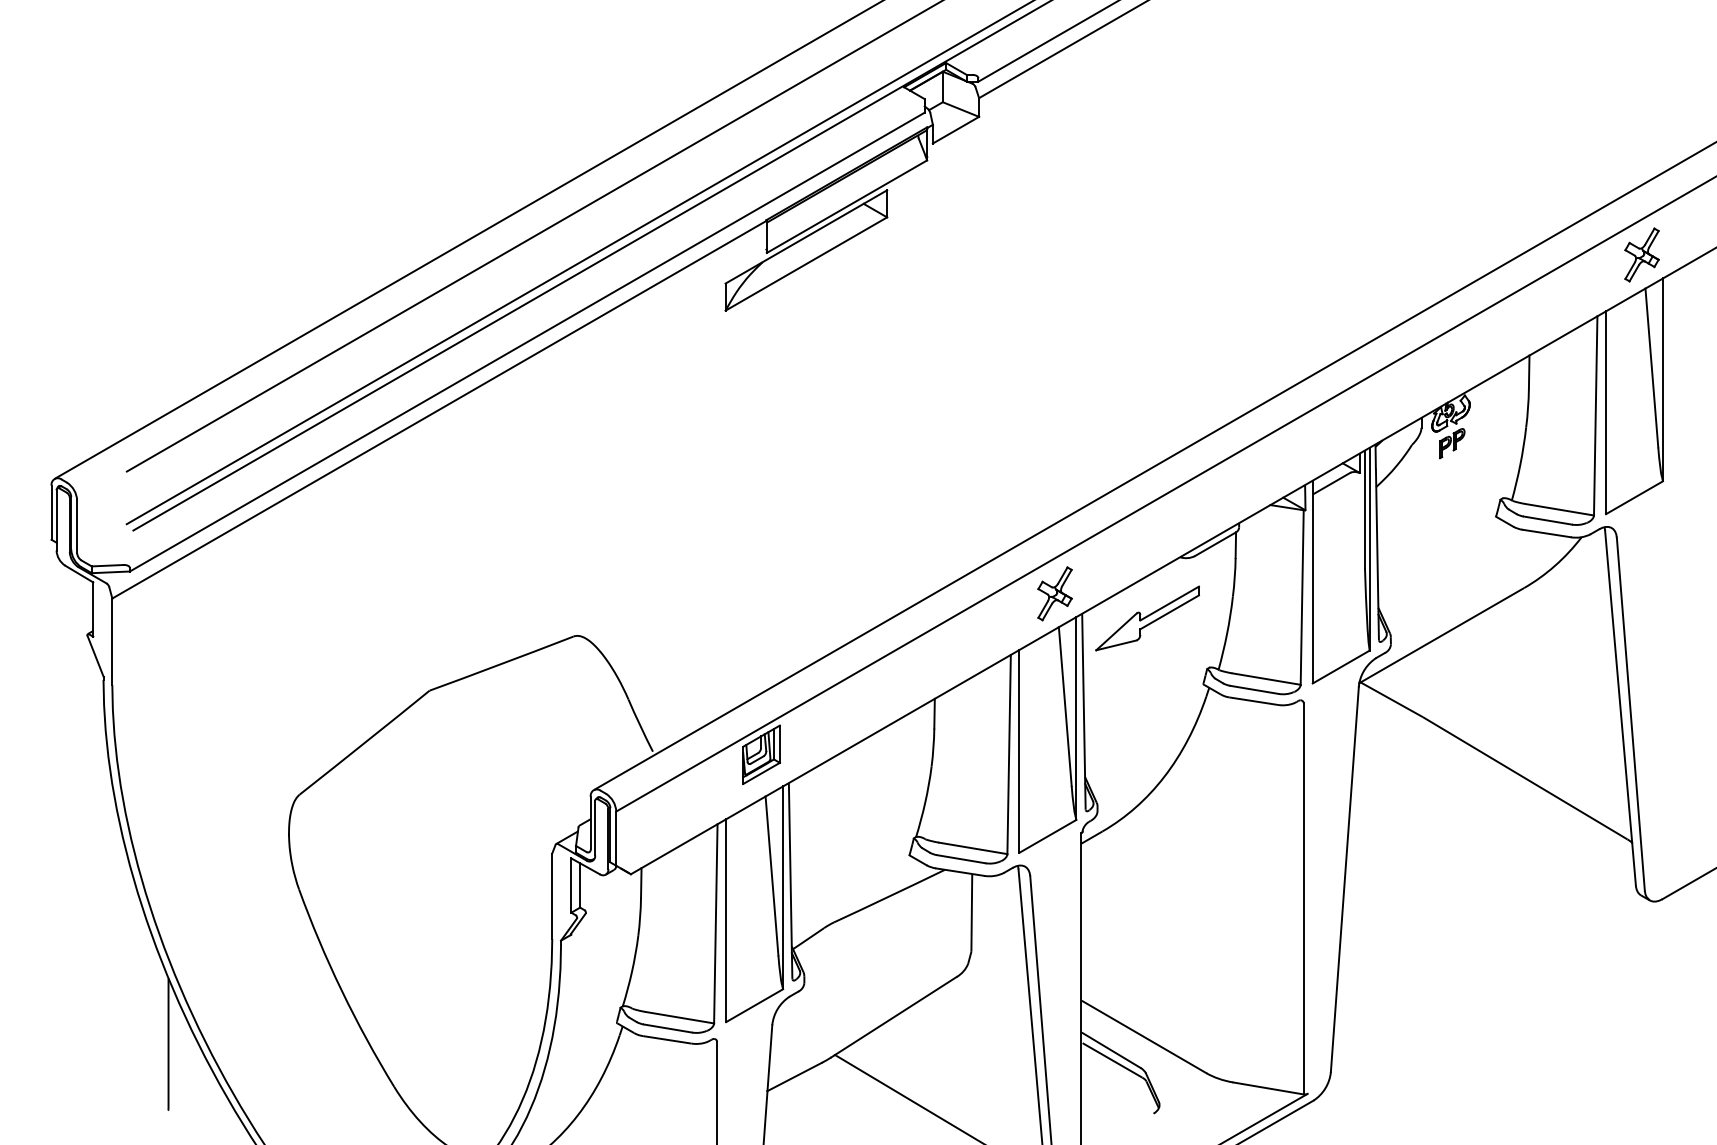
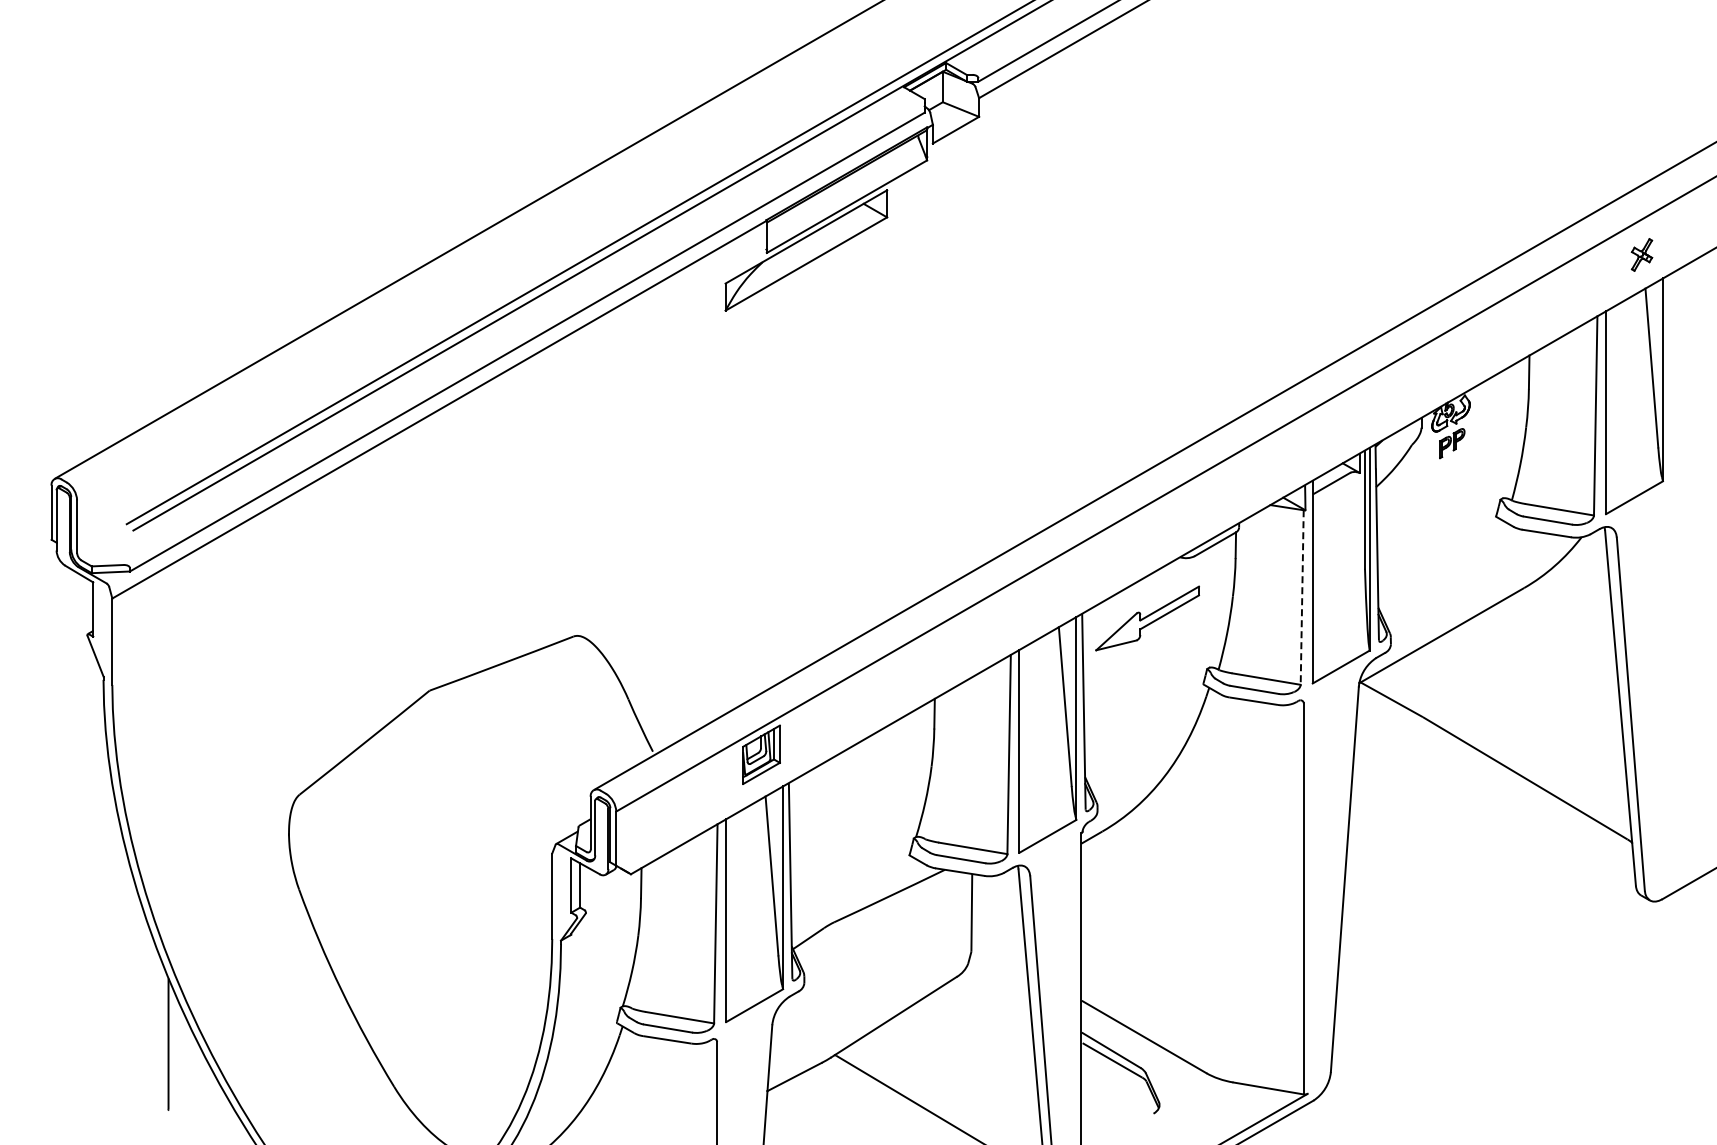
line: present -> none (533, 236)
part size: 36x56 px -> 24x34 px (1641, 254)
part: present -> none (1054, 593)
line: solid -> dashed (1302, 598)
